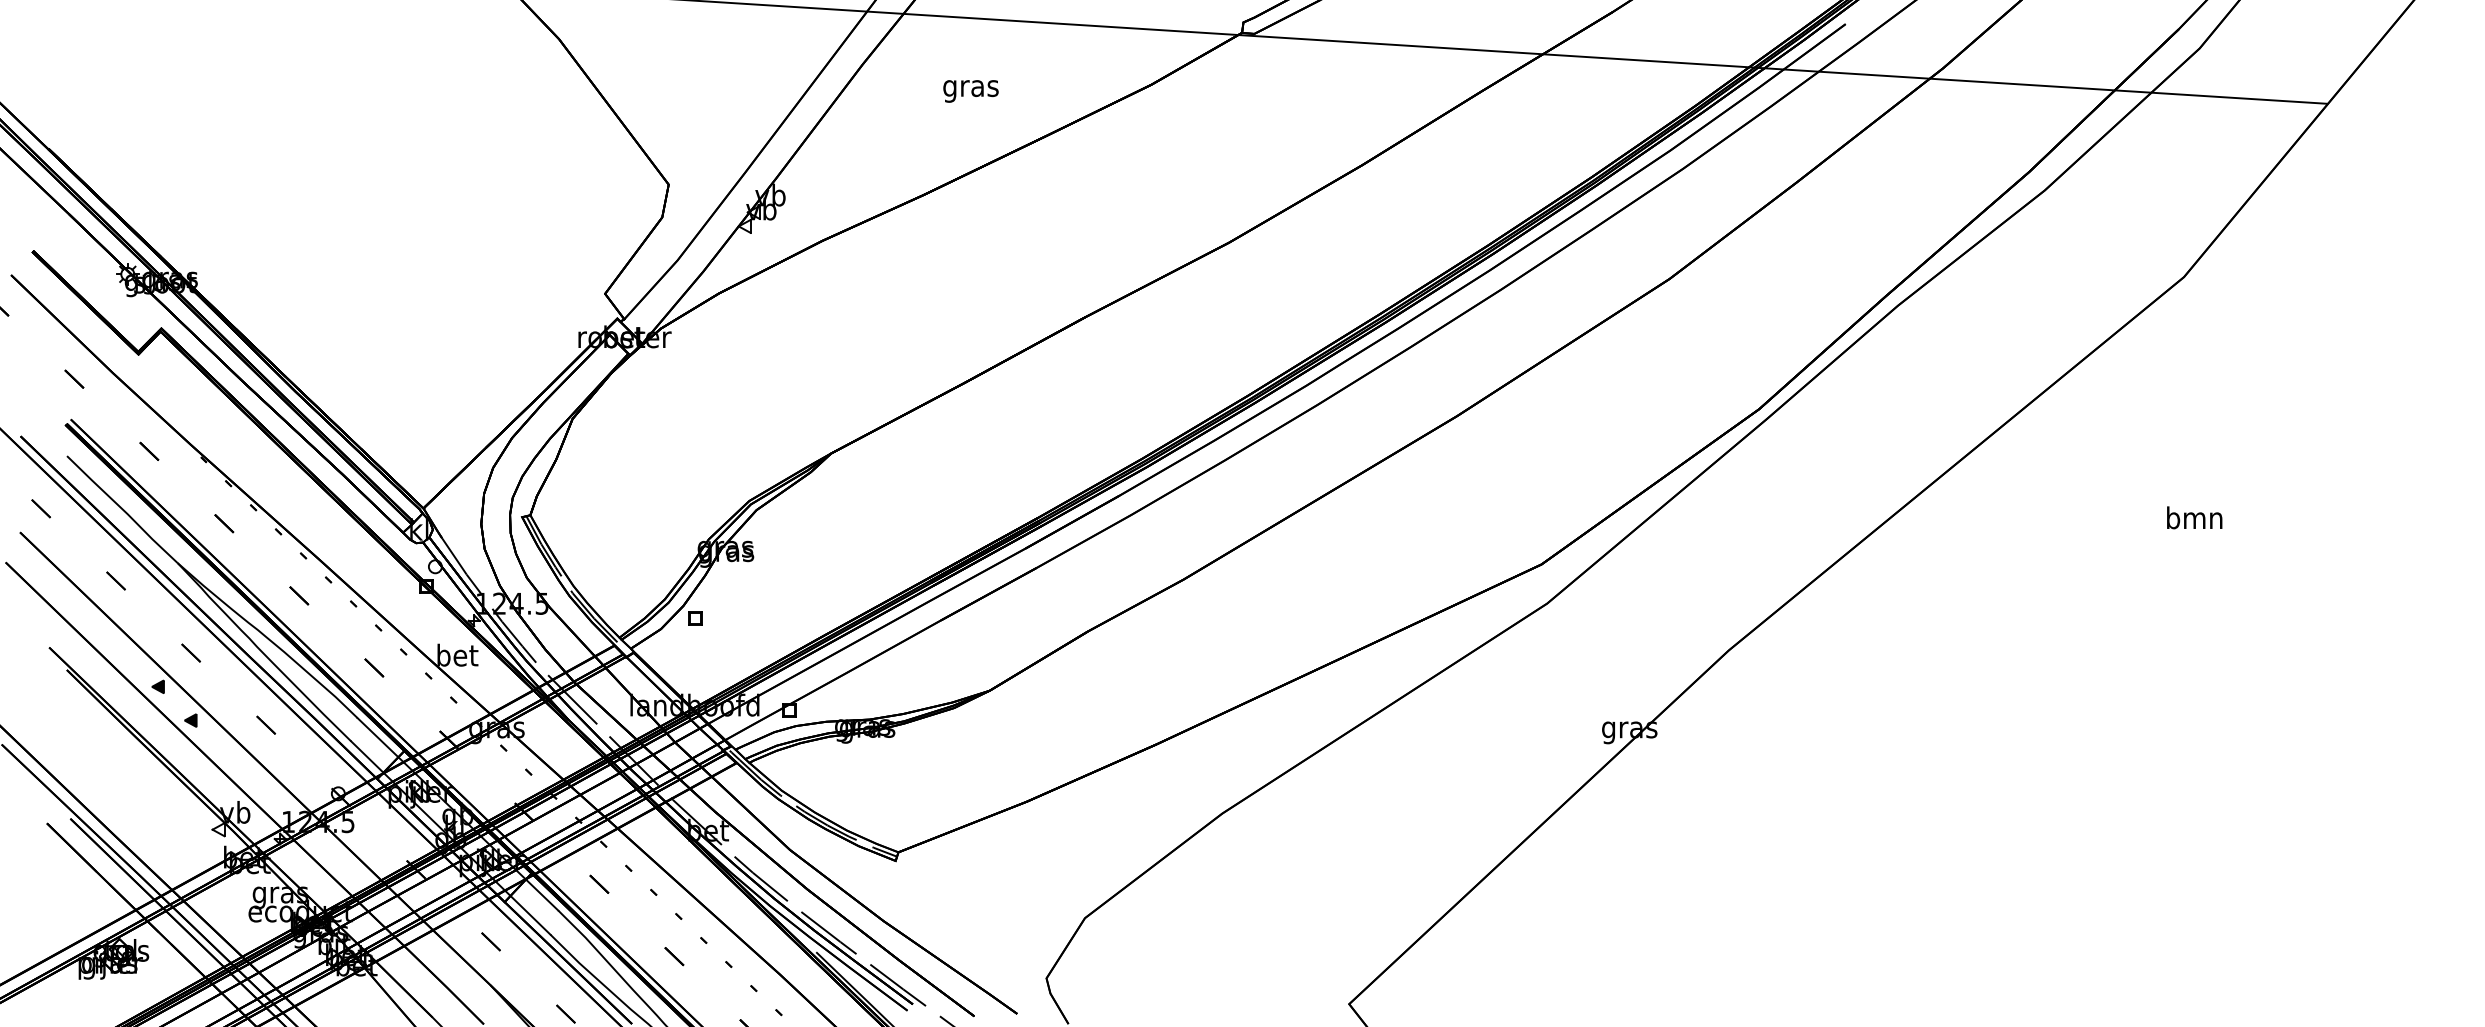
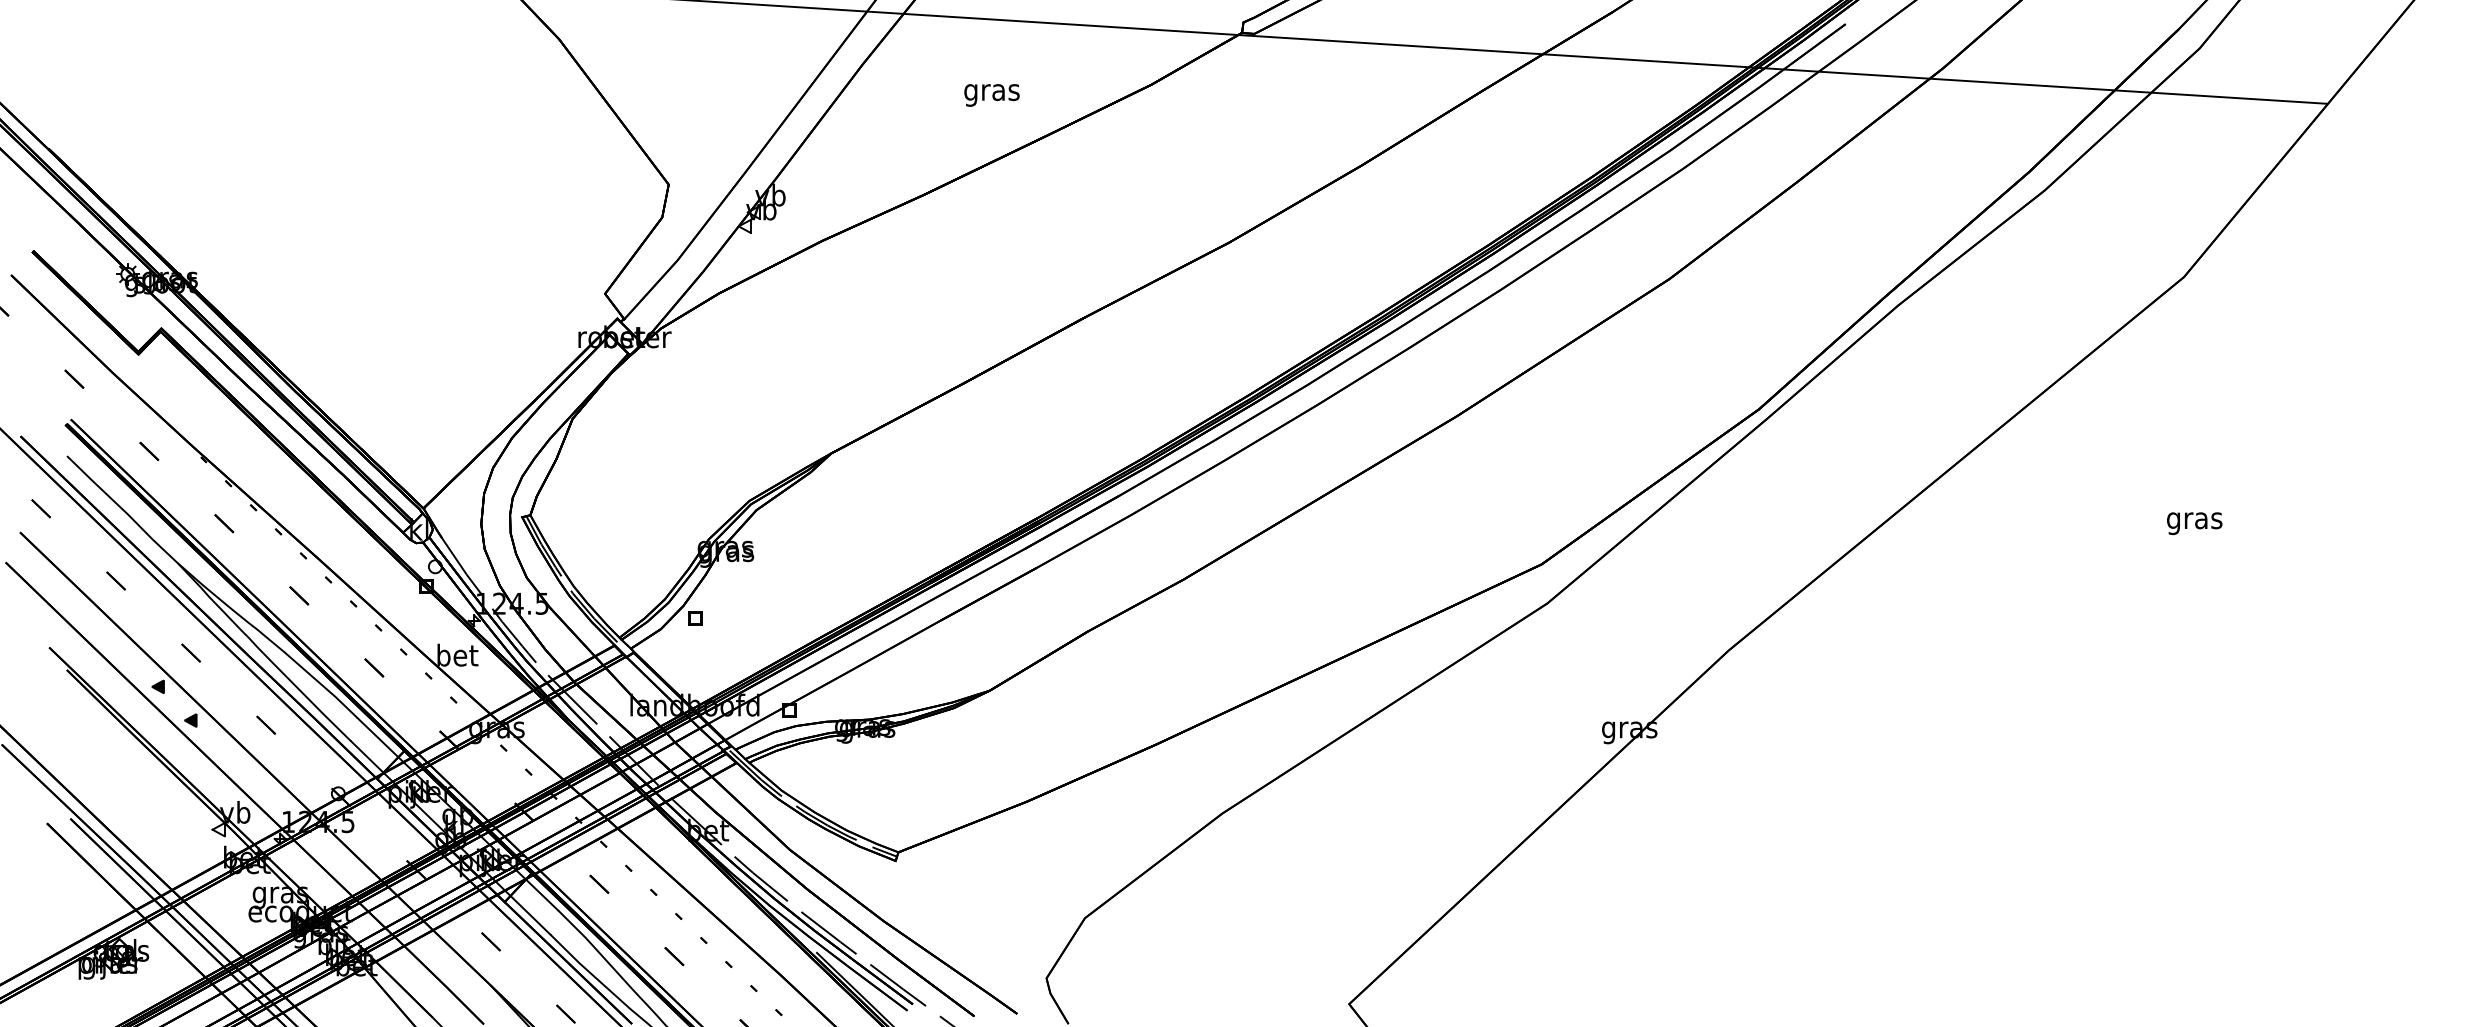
text position: (970, 91) -> (991, 95) (991, 95)
text: bmn -> gras (2194, 520)
